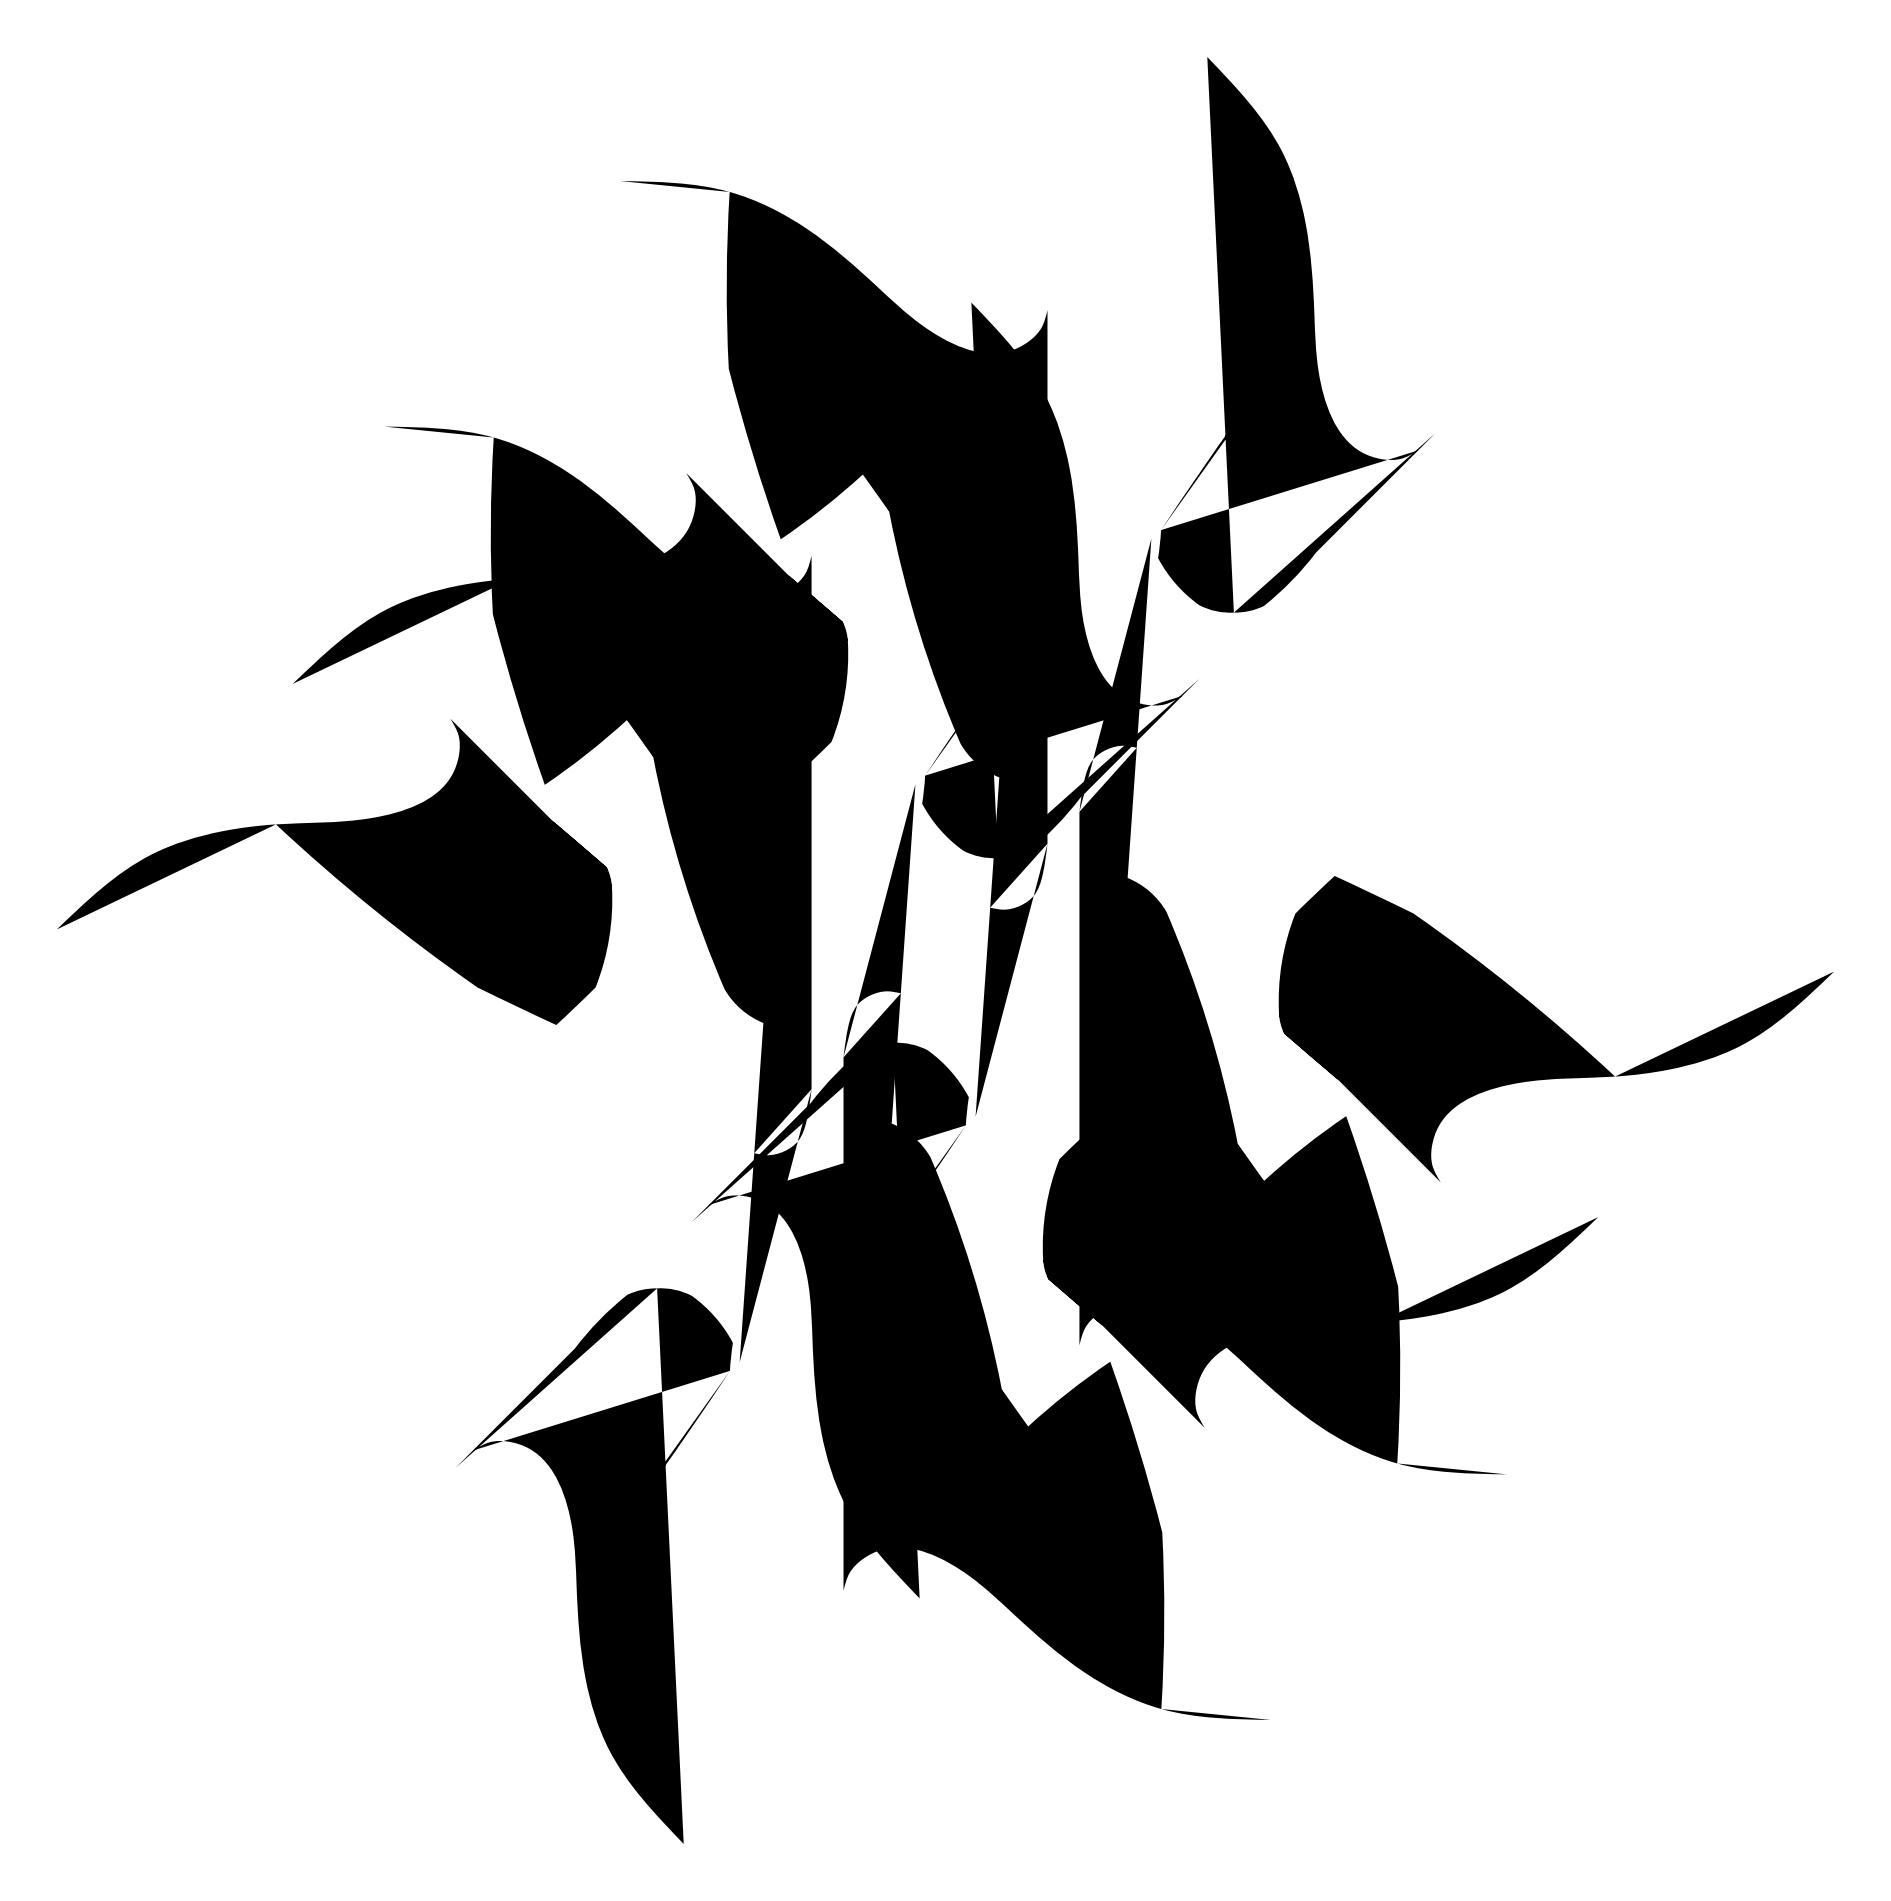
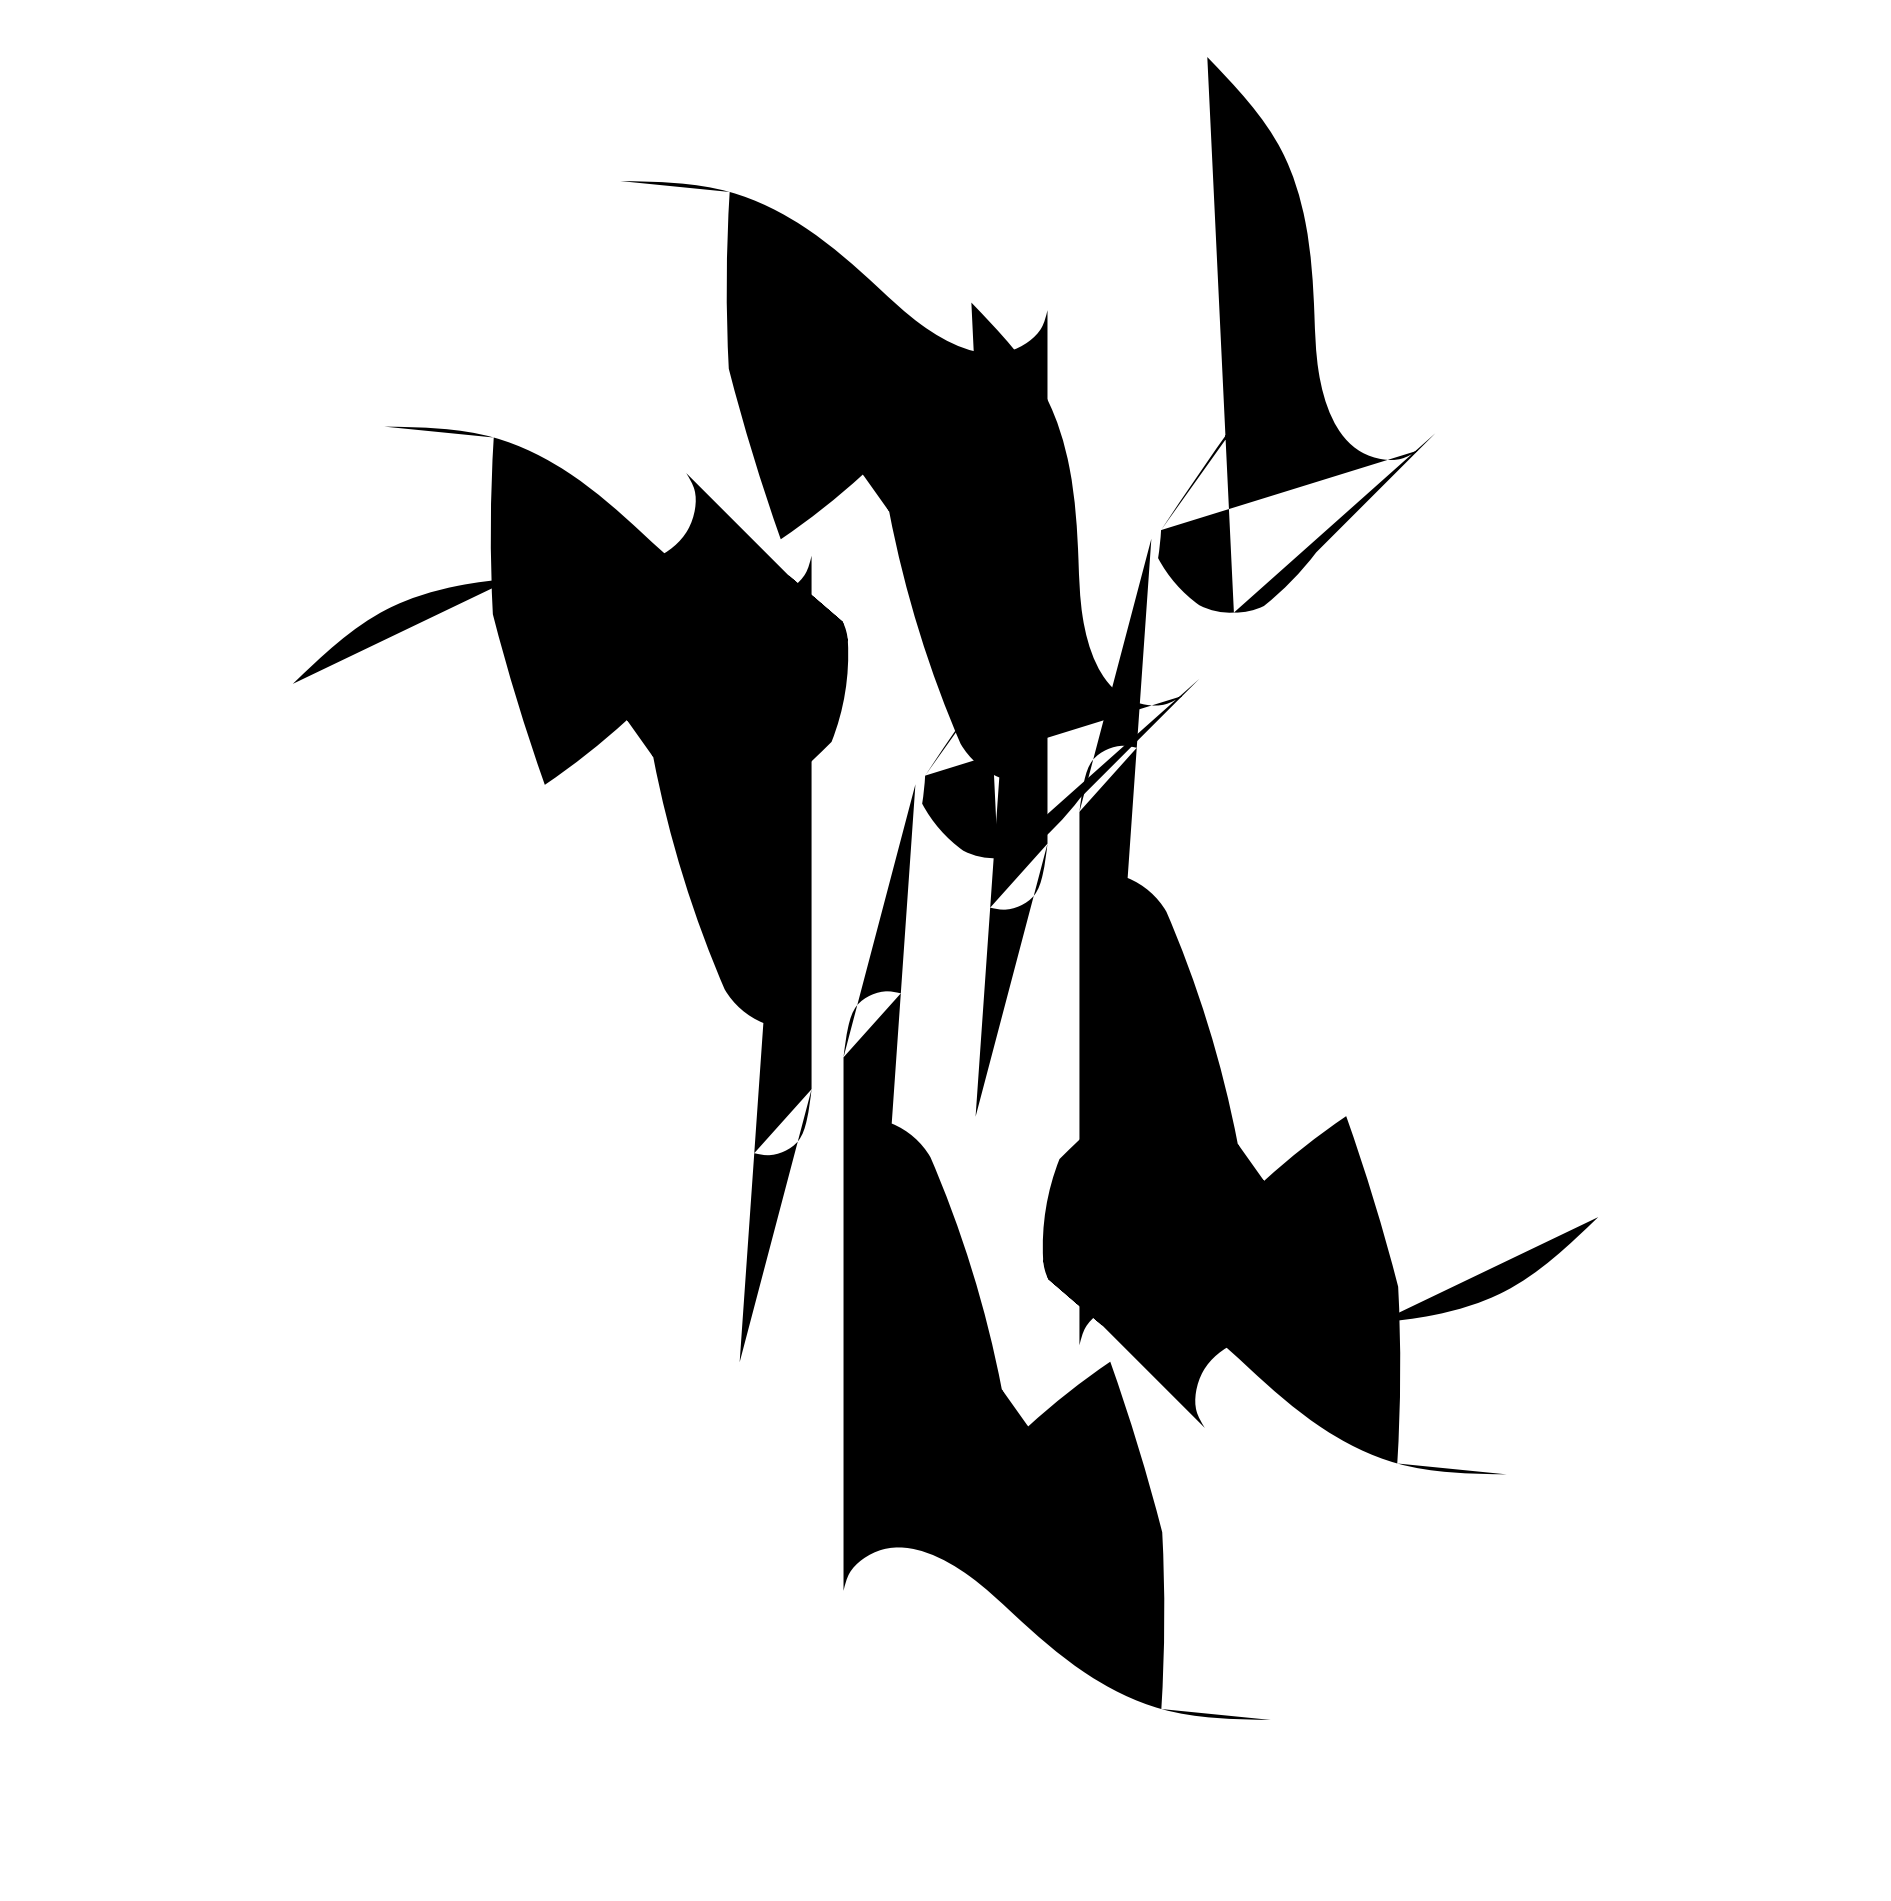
part: present -> none (334, 871)
fill: present -> none (1556, 1037)
fill: present -> none (829, 1320)
part: present -> none (595, 1565)
